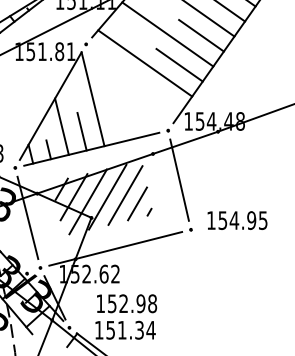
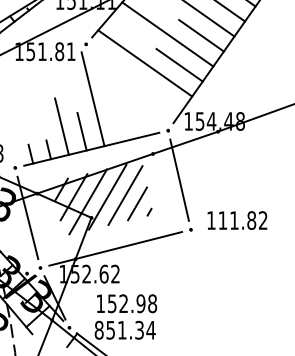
line: present -> none (50, 105)
text: 154.95 -> 111.82 (242, 220)
text: 151.34 -> 851.34 (98, 329)
